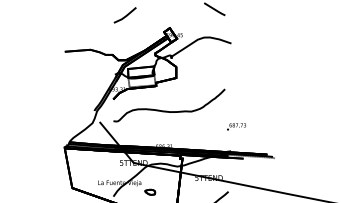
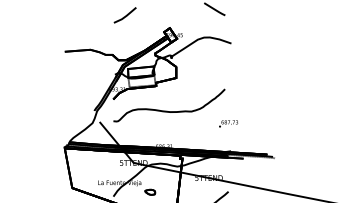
text position: (236, 126) -> (228, 123) (228, 123)
